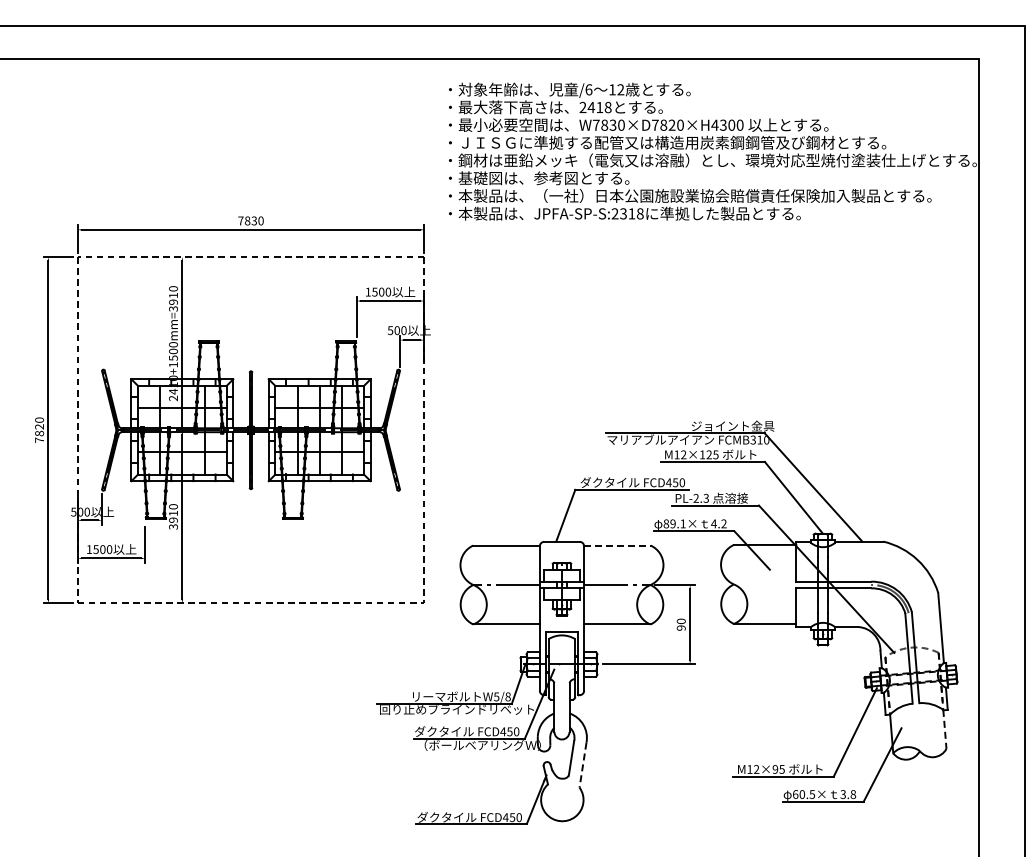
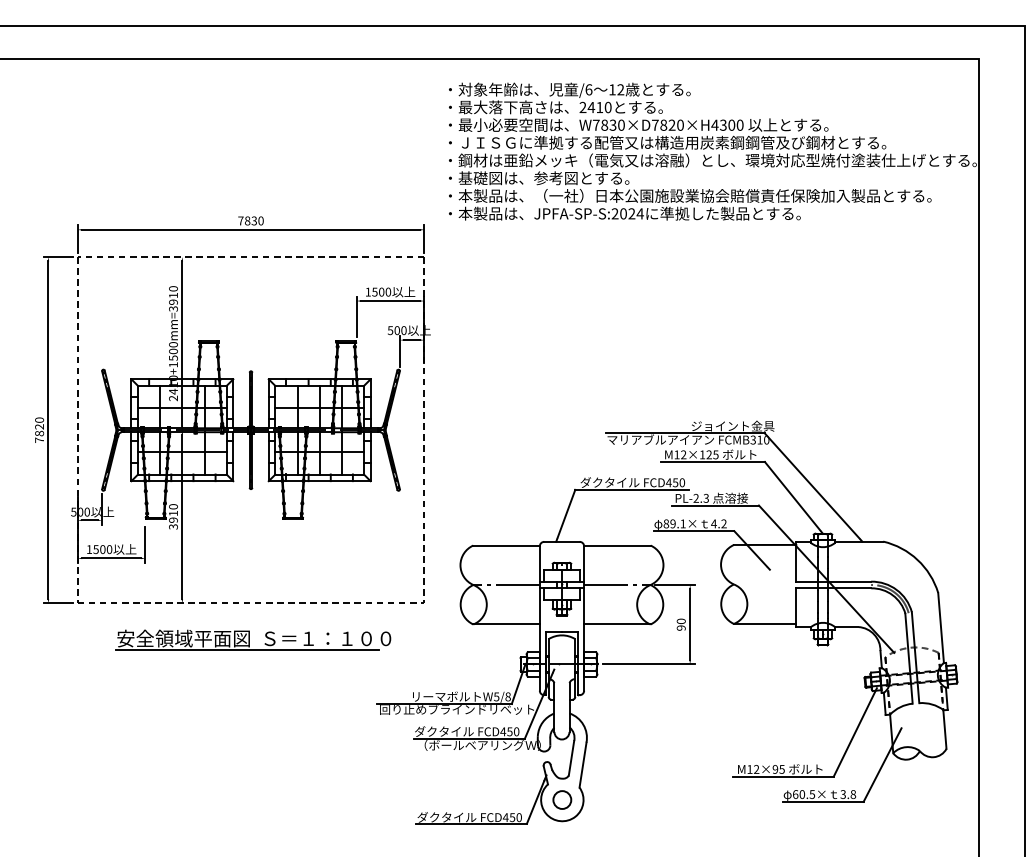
text: 2418 -> 2410 (607, 107)
text: JPFA-SP-S:2318 -> JPFA-SP-S:2024 (631, 213)
line: dashed -> solid (617, 545)
part: none -> present (253, 639)
line: dashed -> solid (944, 729)
line: dashed -> solid (583, 765)
circle: none -> present (562, 799)
